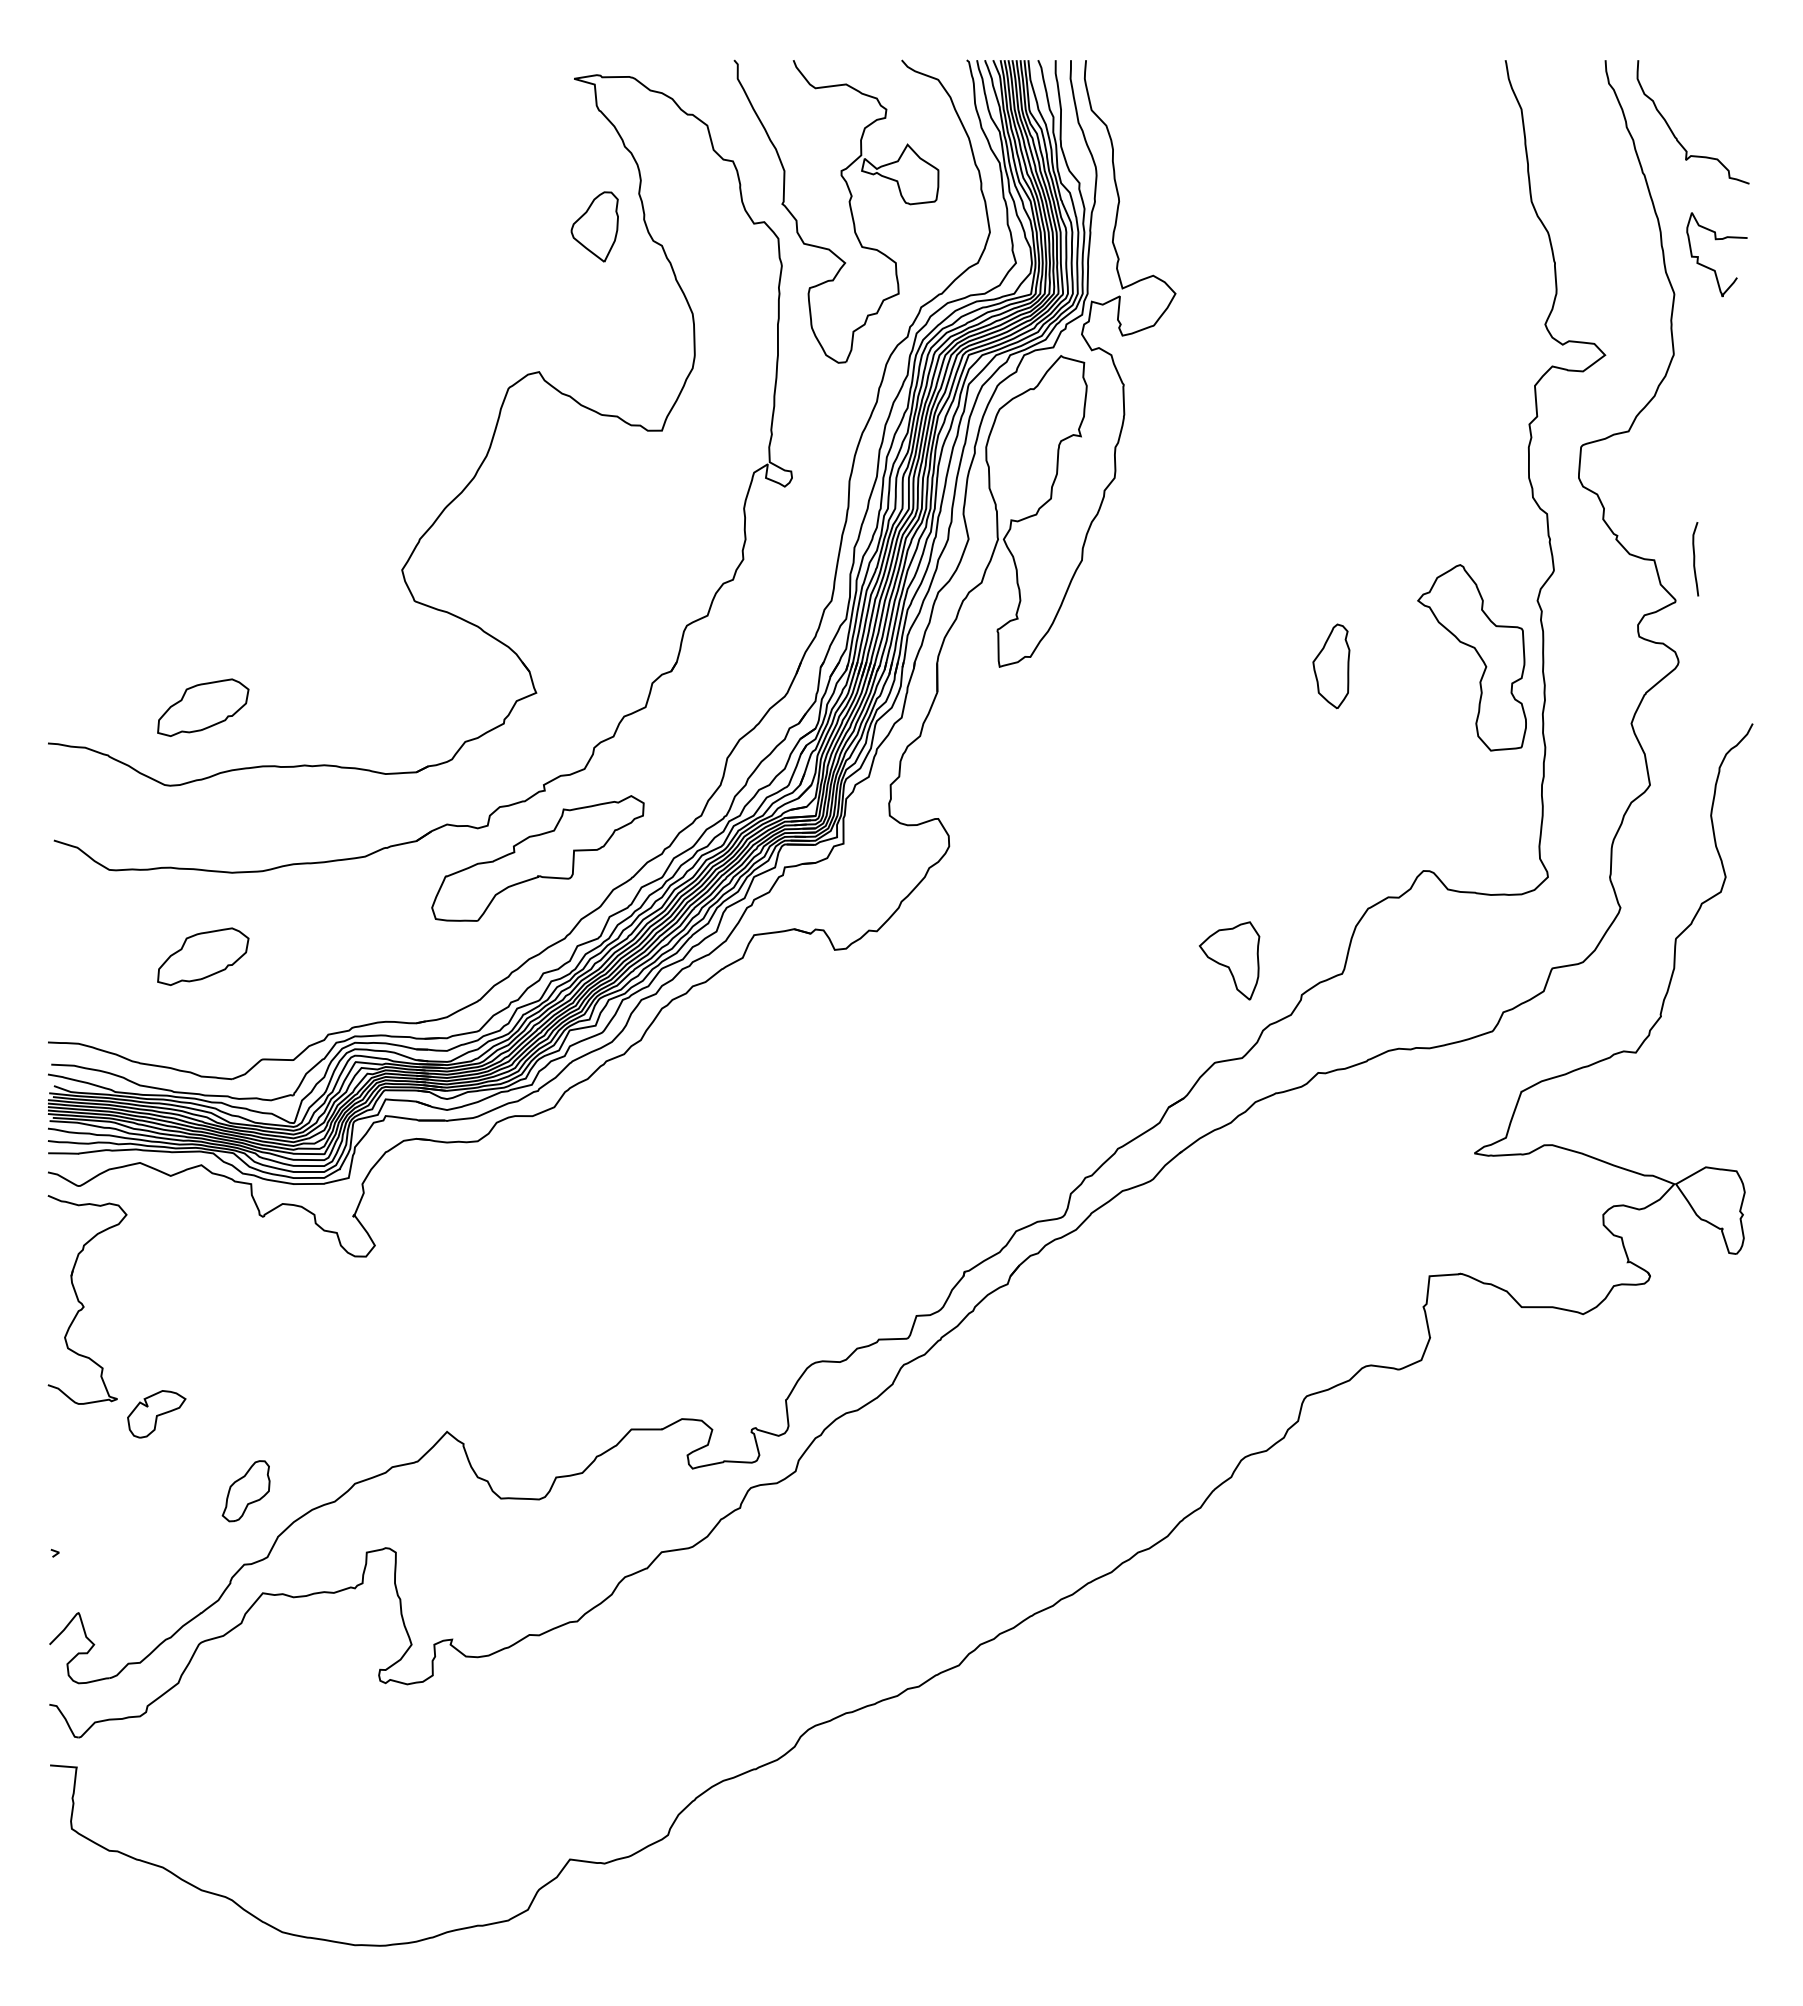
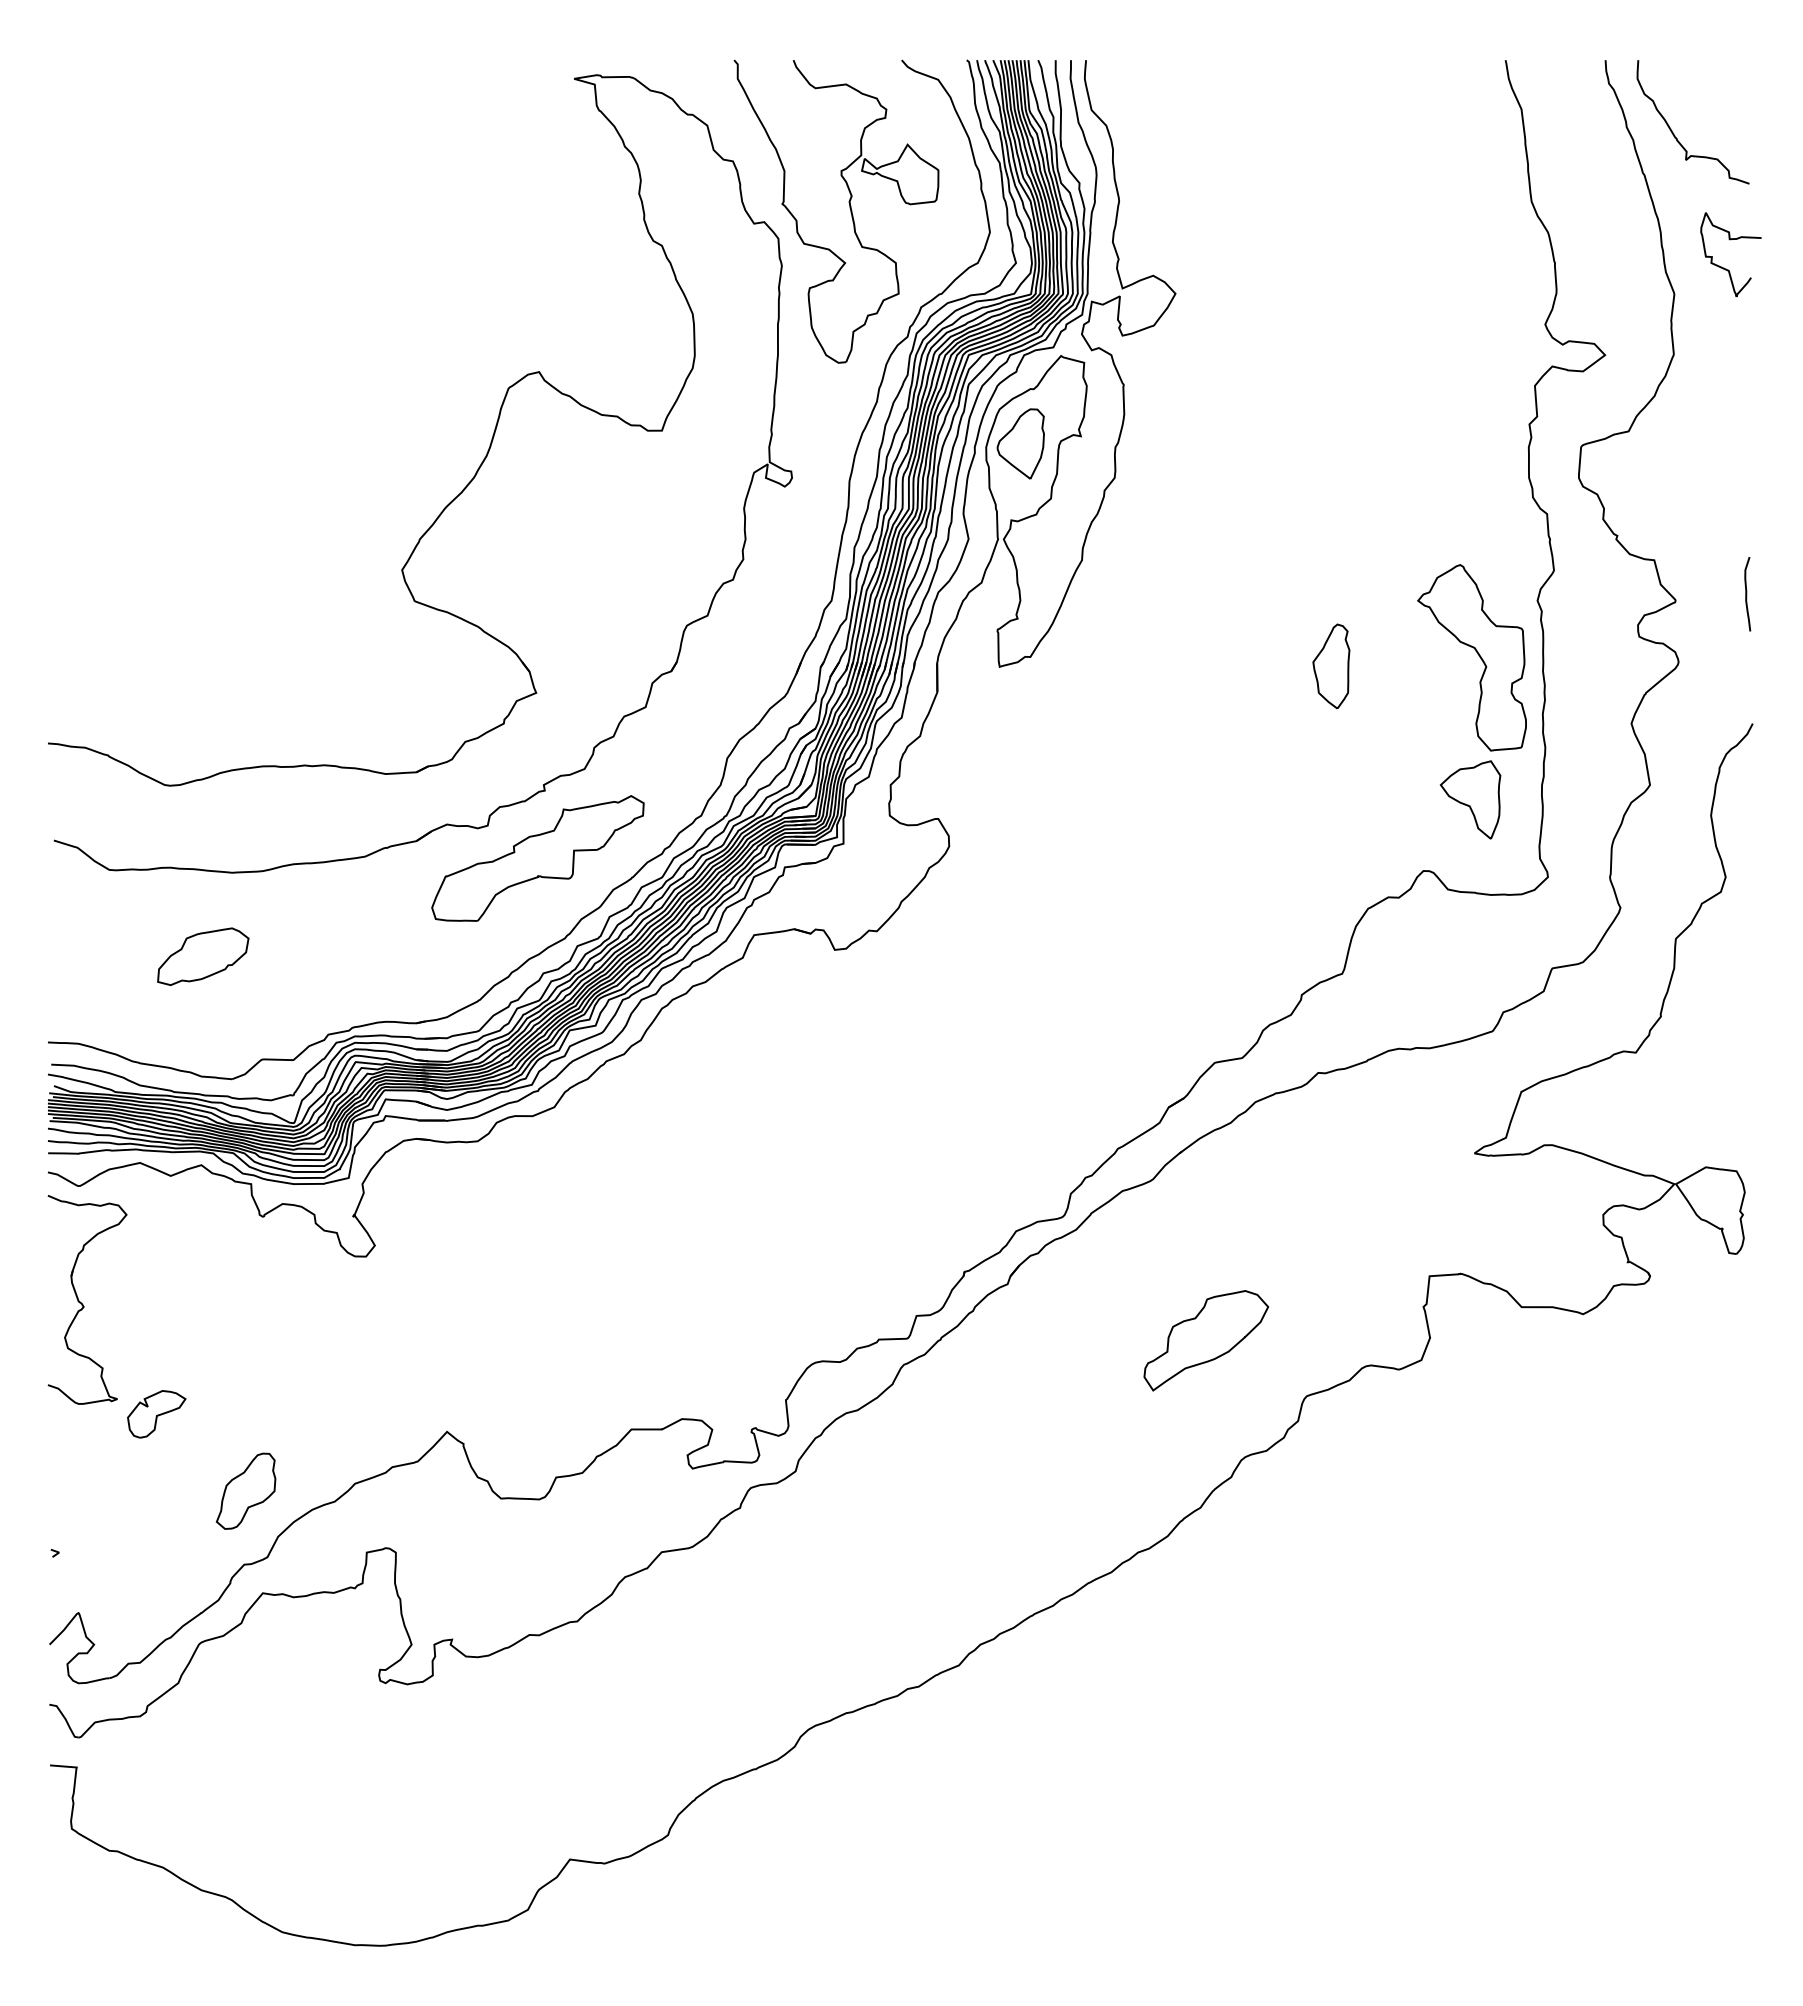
part position: (594, 226) -> (1020, 443) (1020, 443)
curve position: (1716, 240) -> (1730, 240) (1730, 240)
curve position: (1695, 559) -> (1747, 594) (1747, 594)
part: present -> none (203, 707)
part position: (1229, 960) -> (1470, 799) (1470, 799)
part: none -> present (1206, 1340)
part size: 50x63 px -> 61x78 px (246, 1490)
